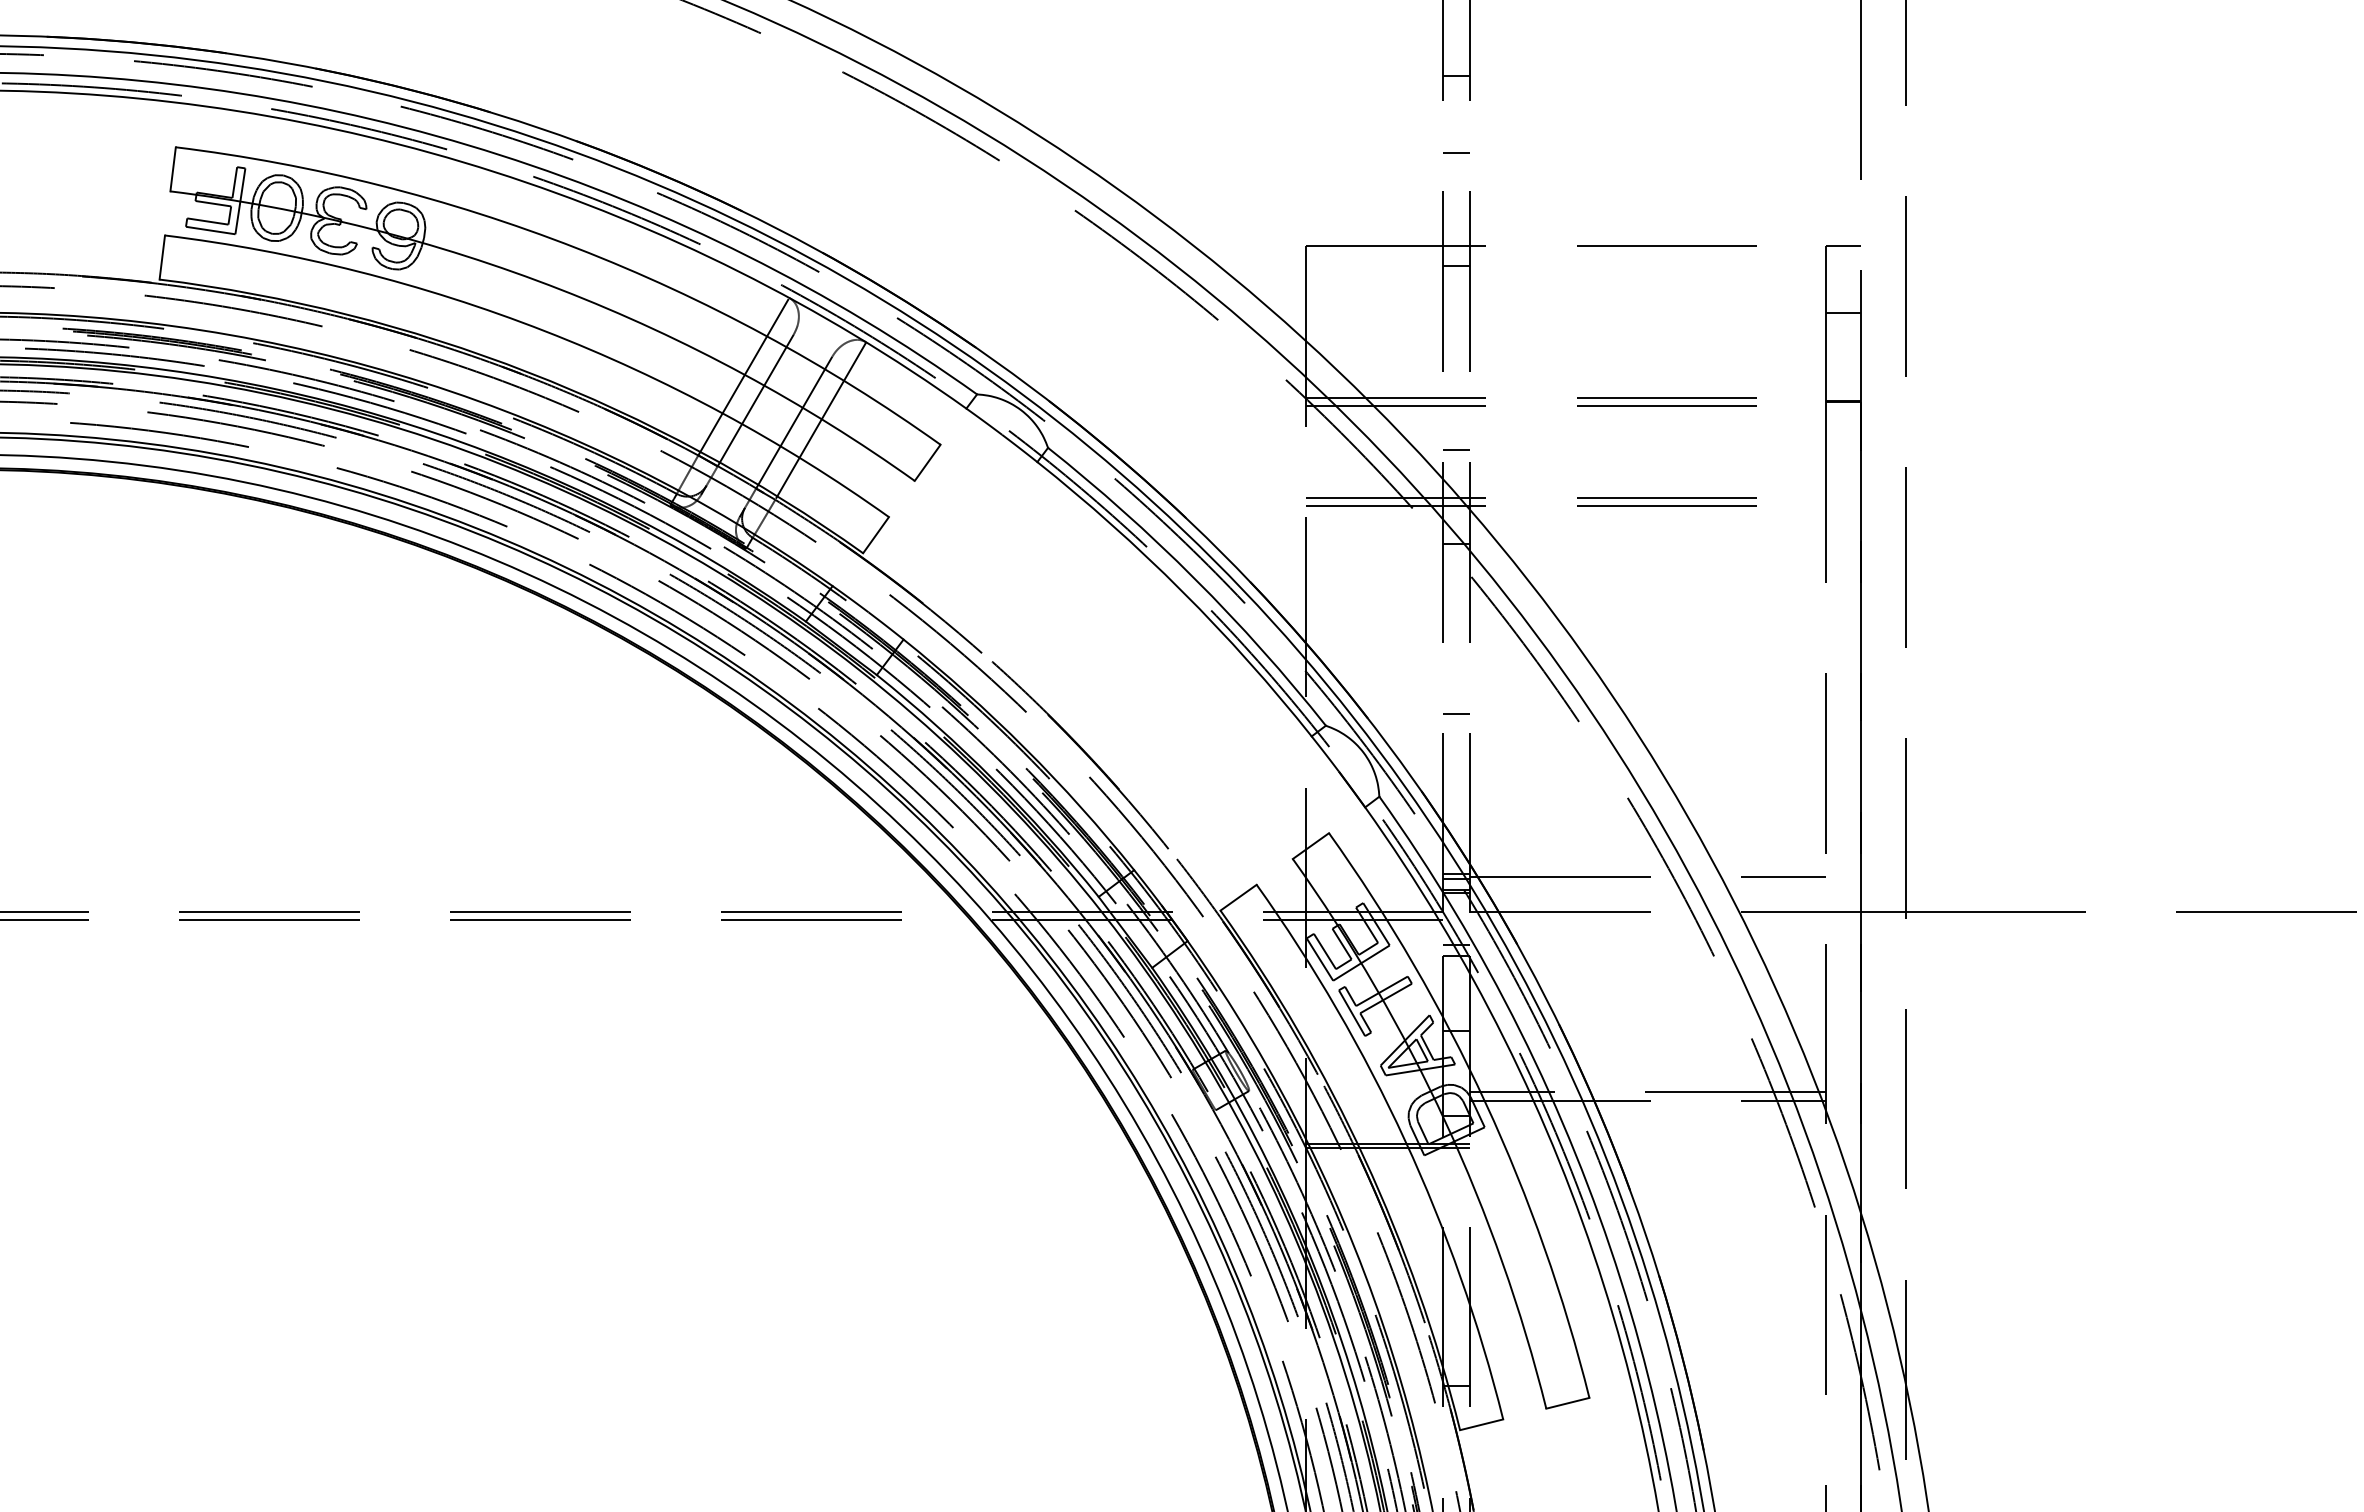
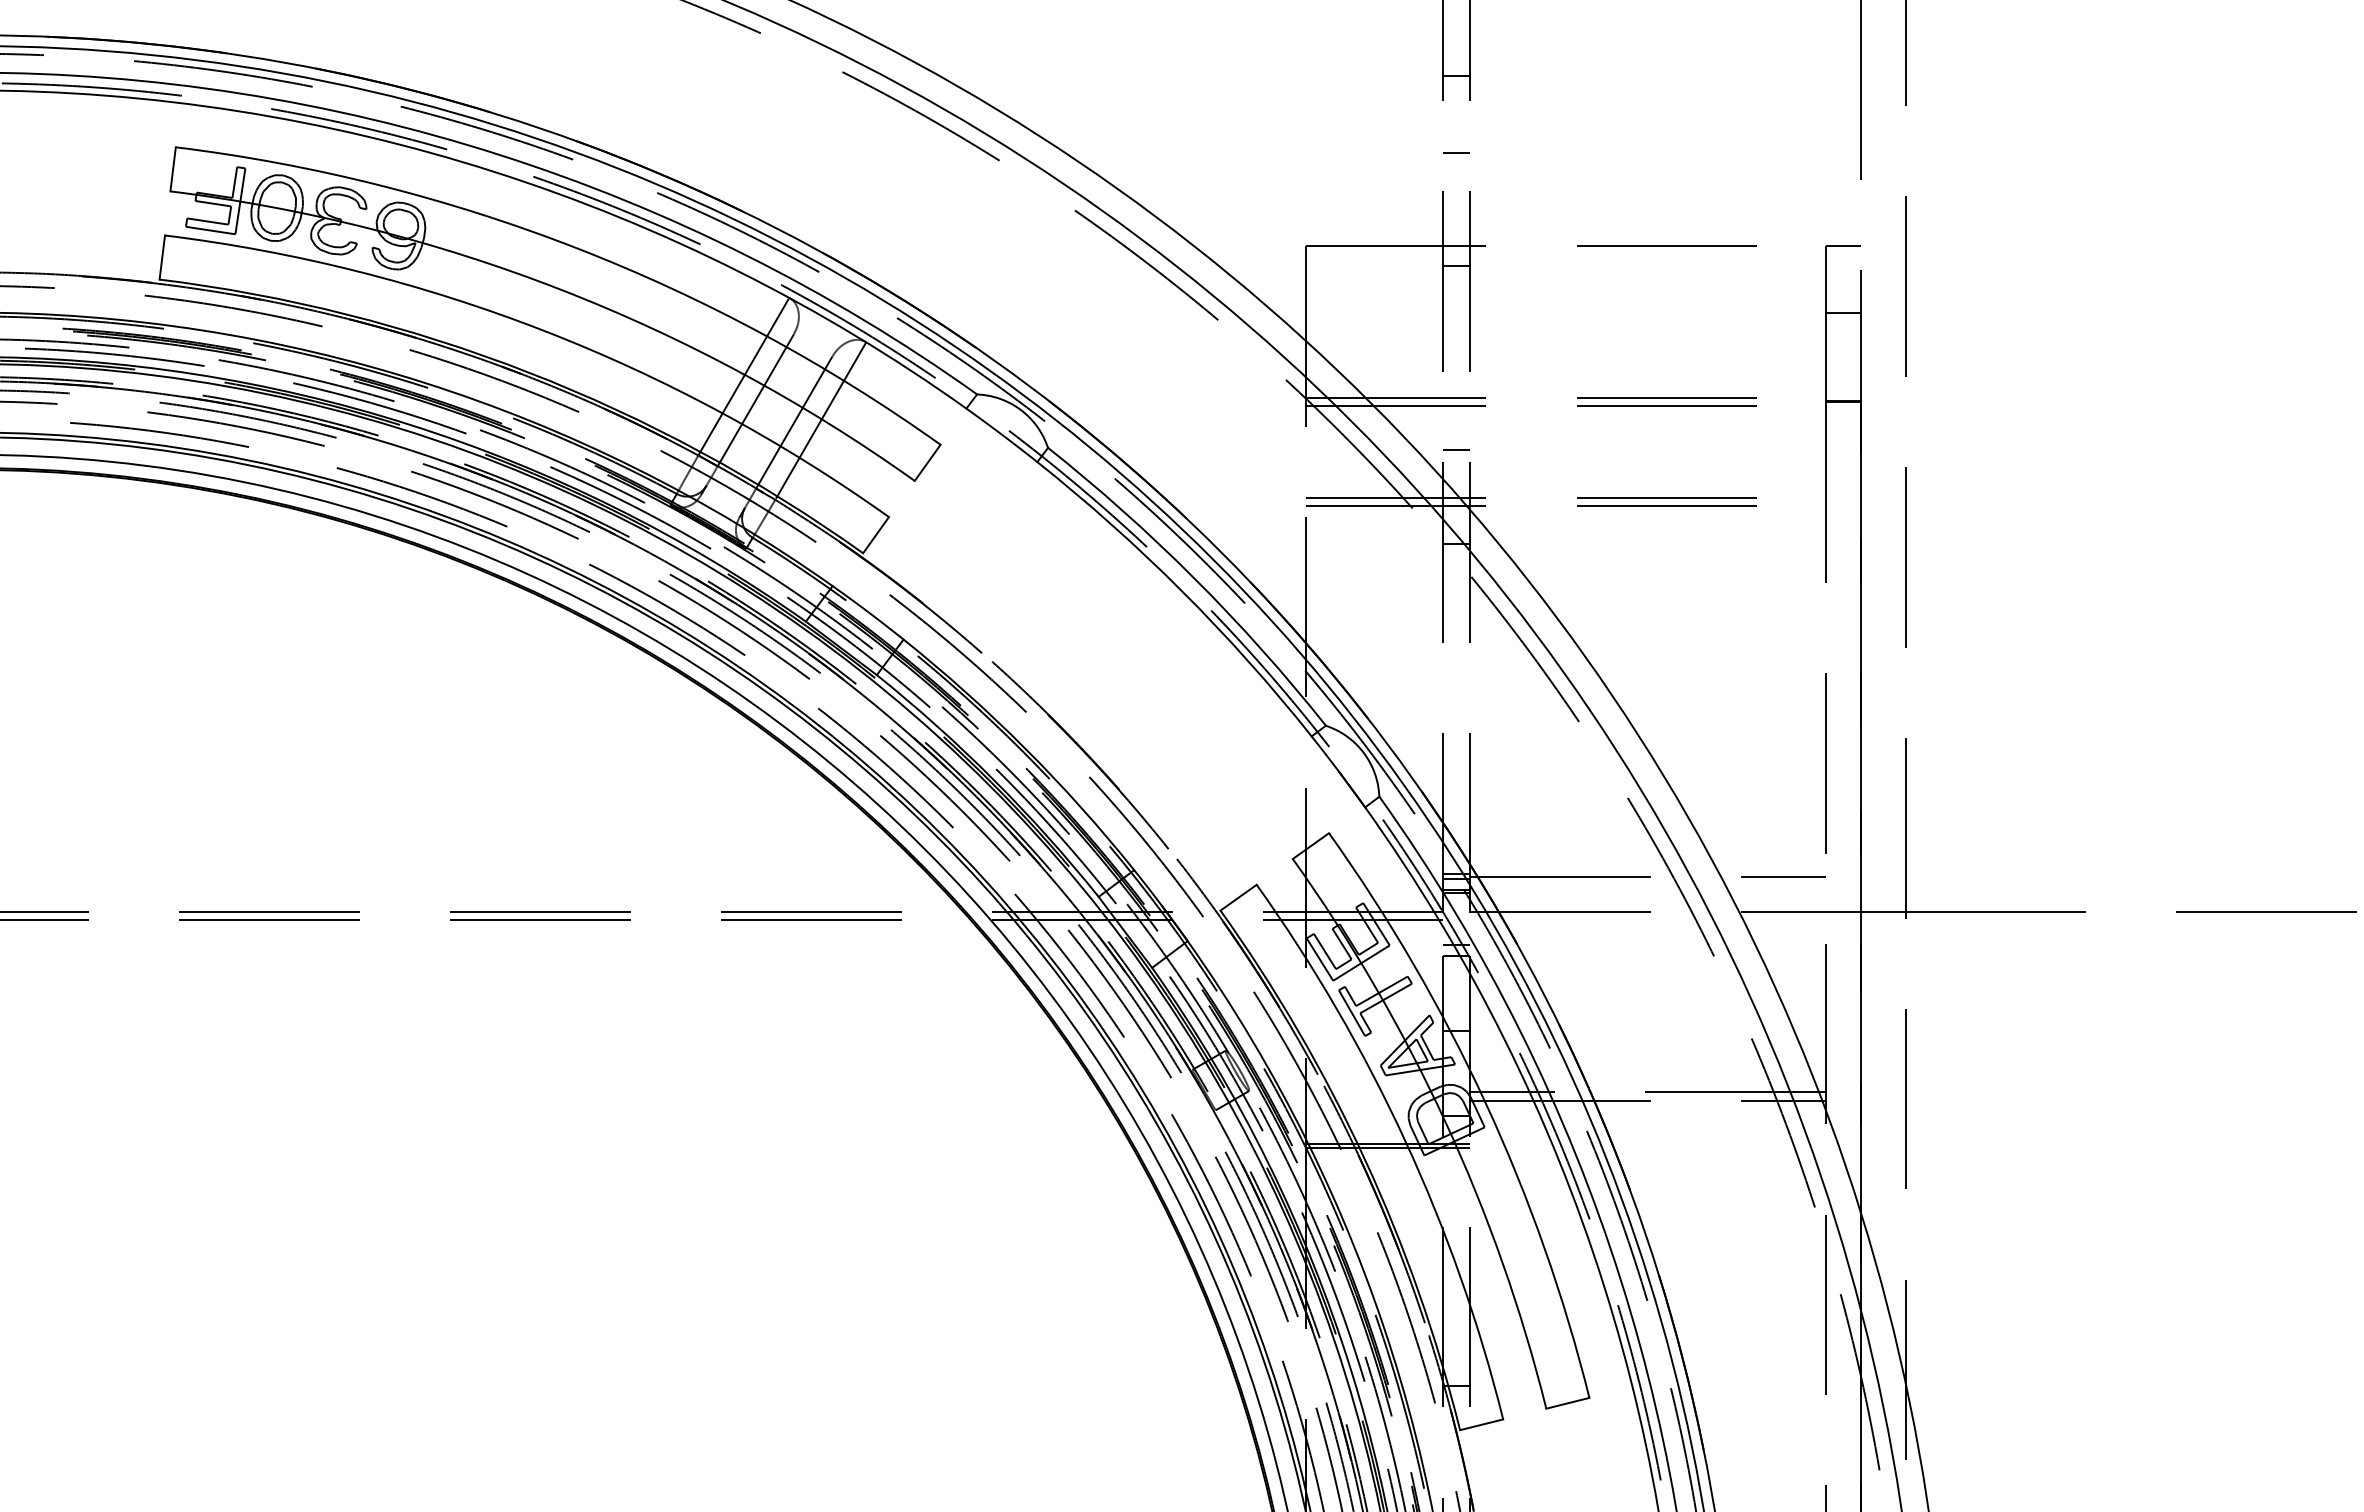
line: present -> none (1456, 714)
